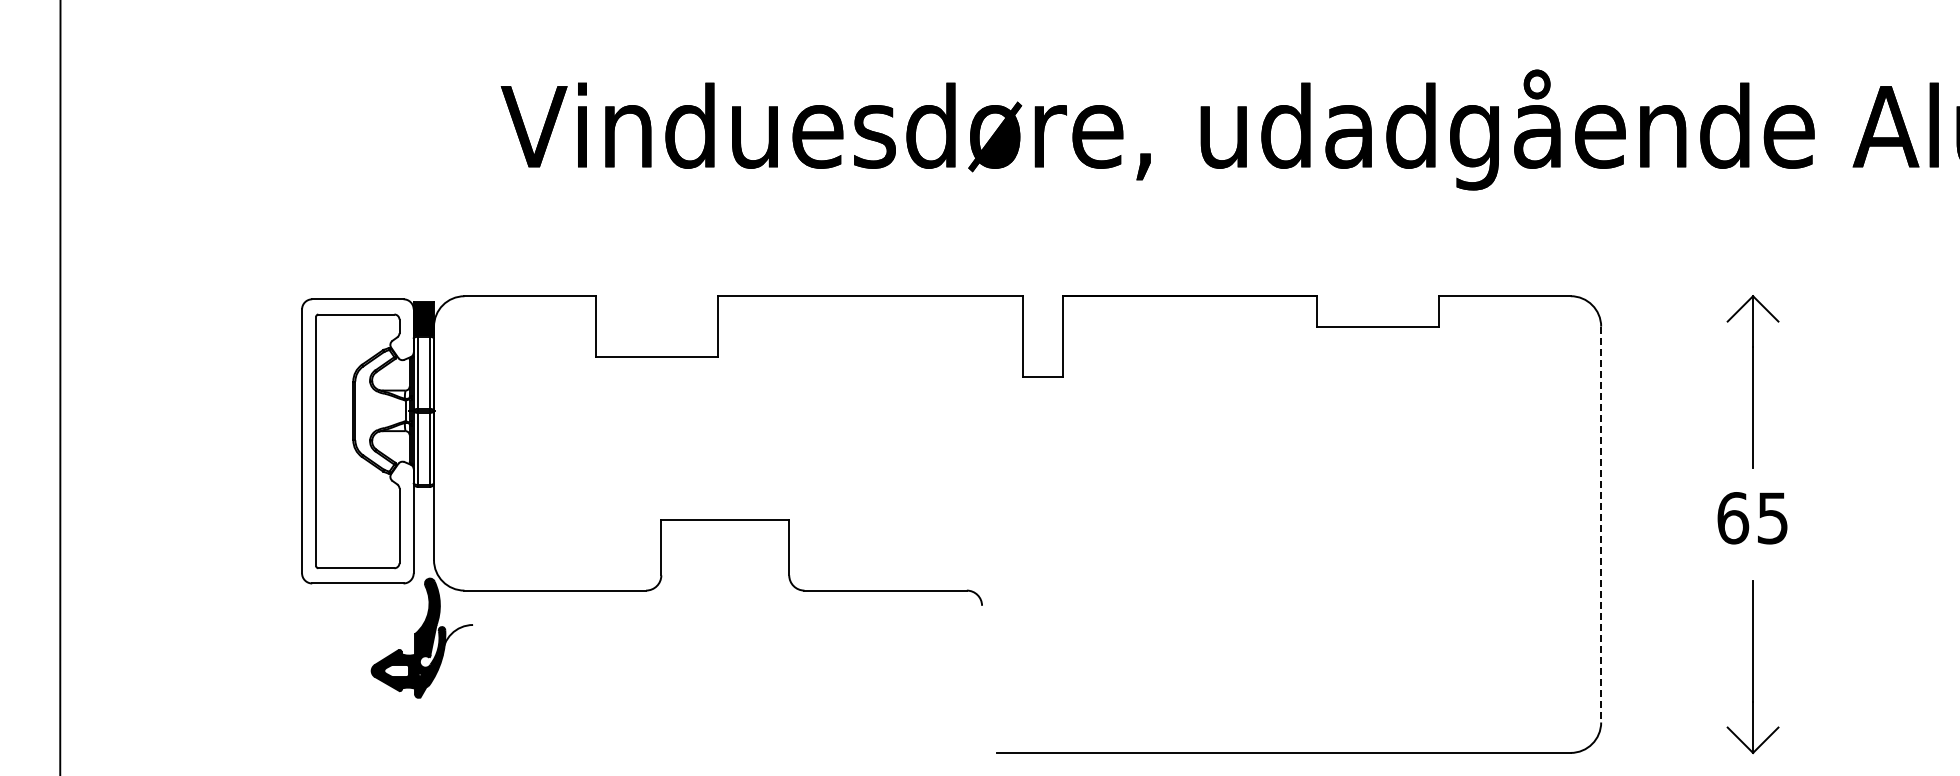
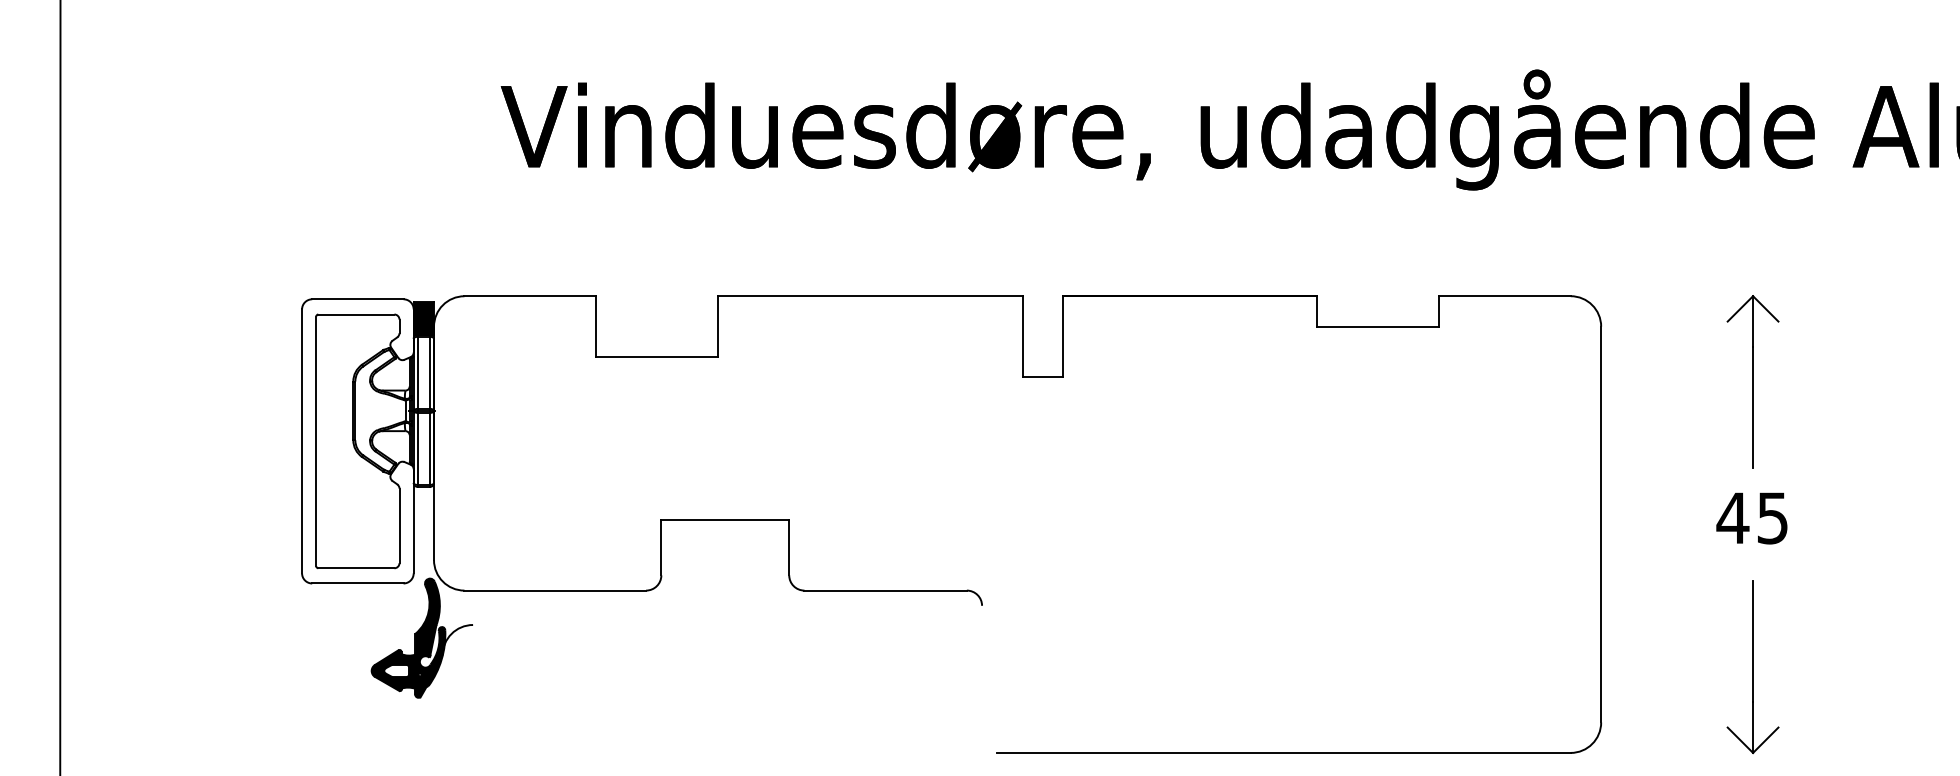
text: 65 -> 45 (1732, 518)
line: dashed -> solid (1601, 524)
